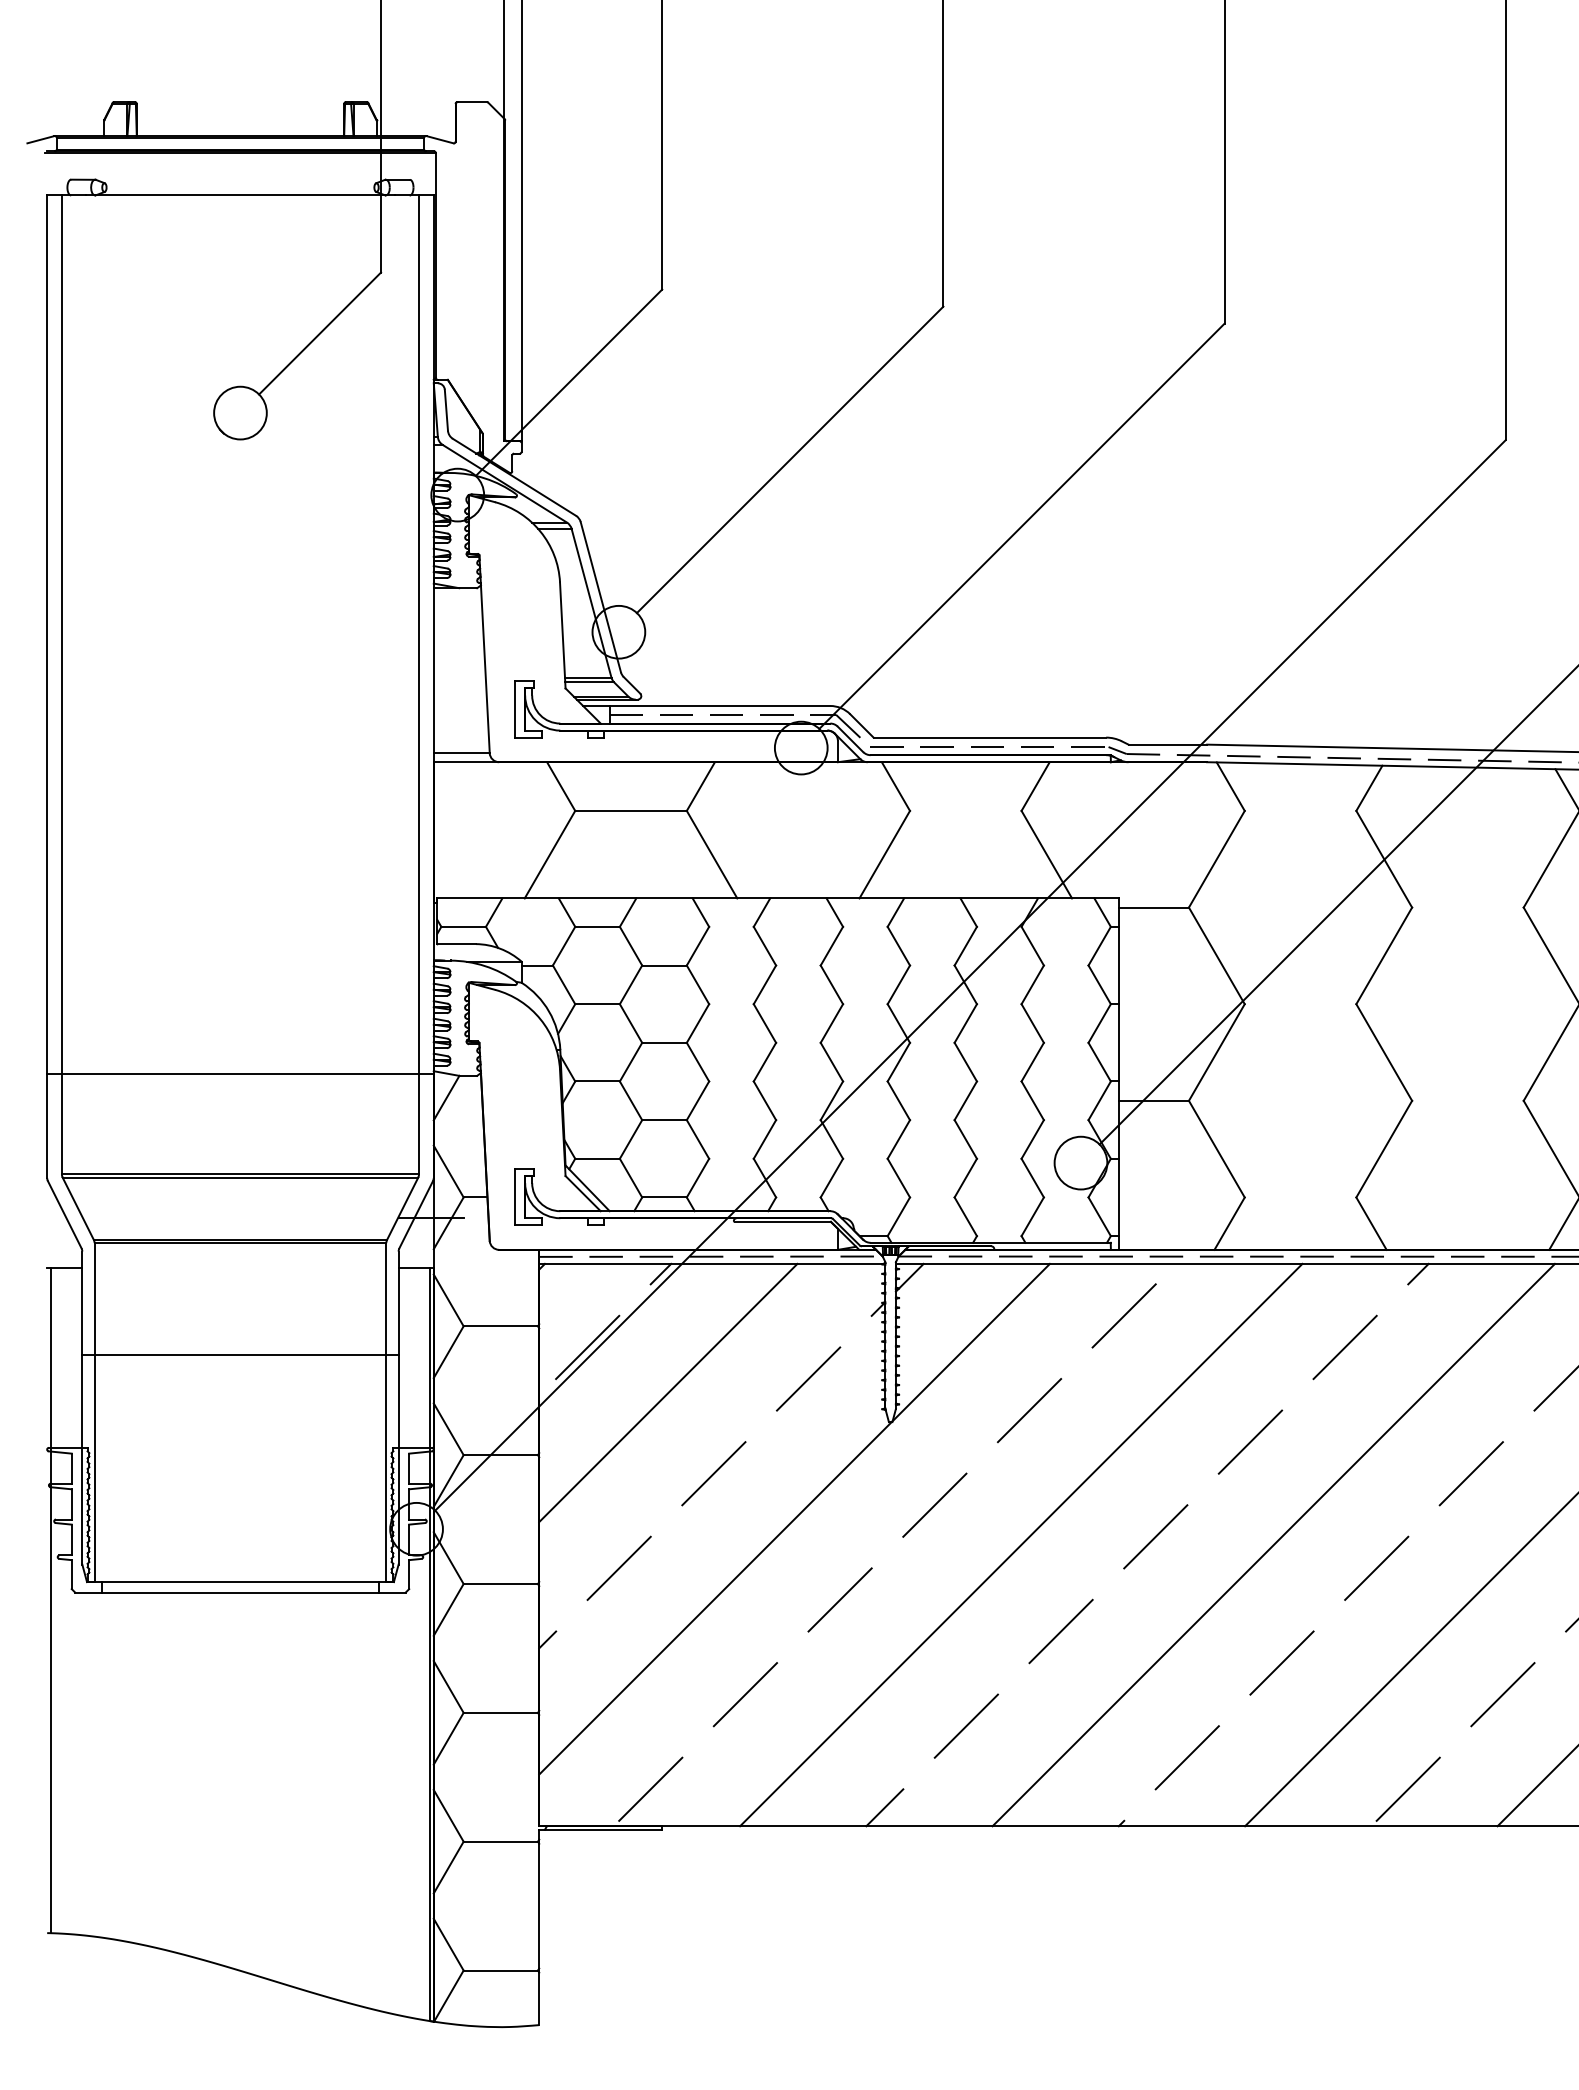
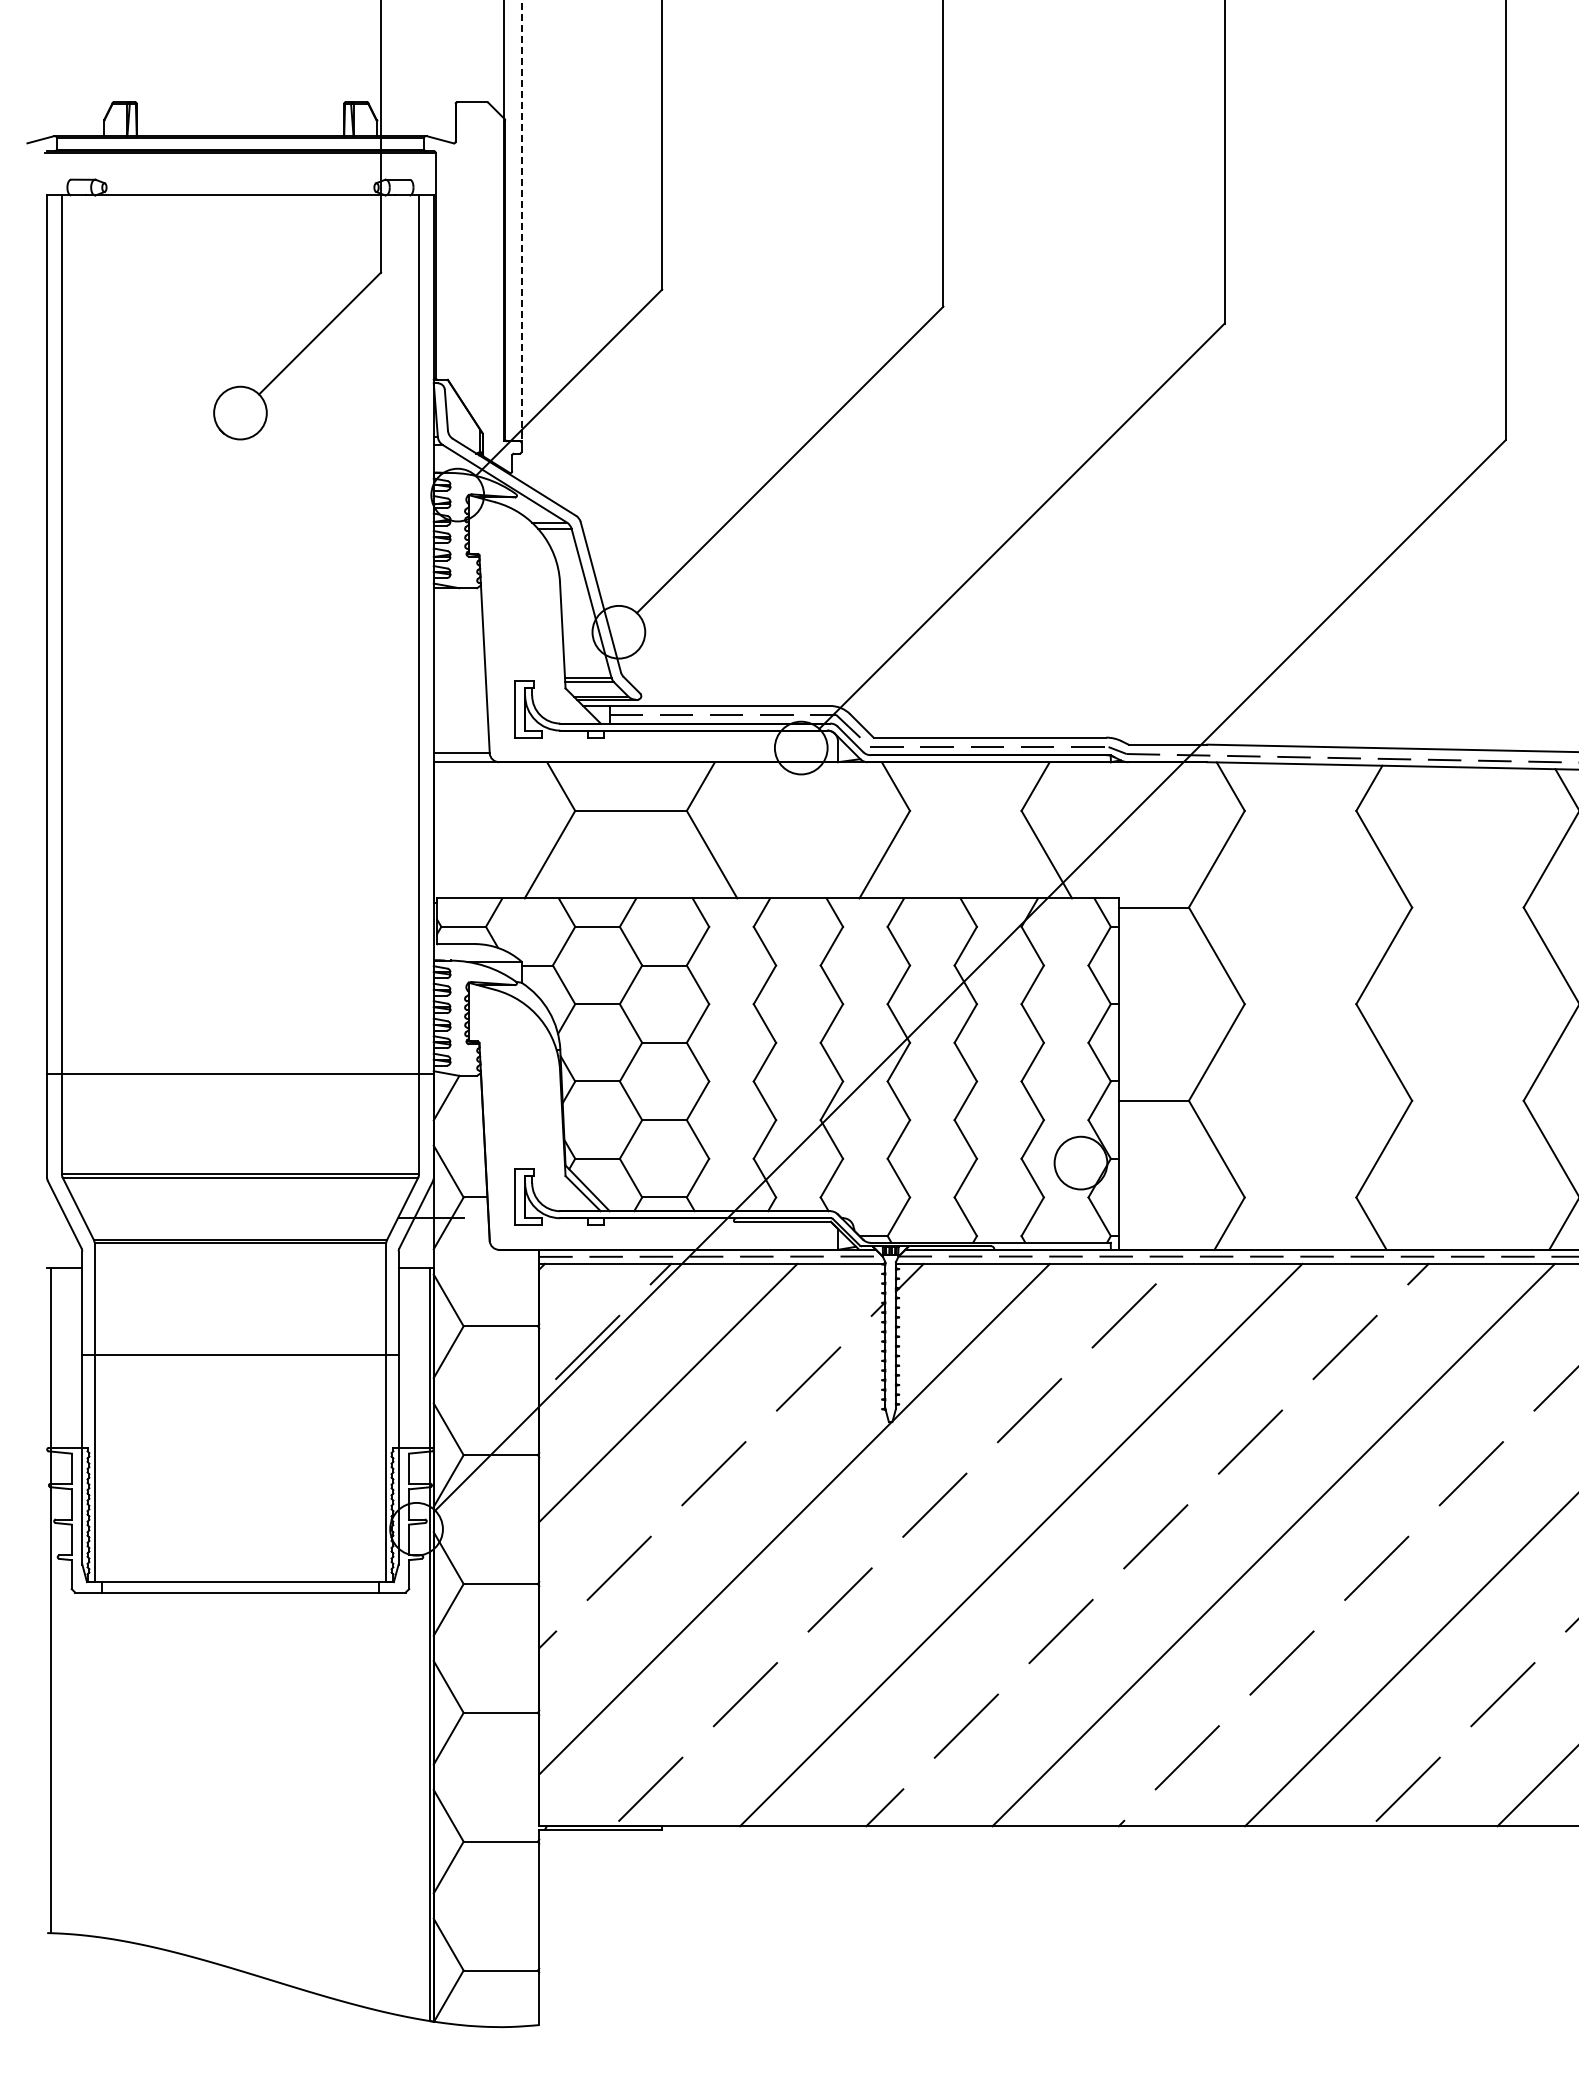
line: solid -> dashed (521, 221)
line: present -> none (1337, 906)
